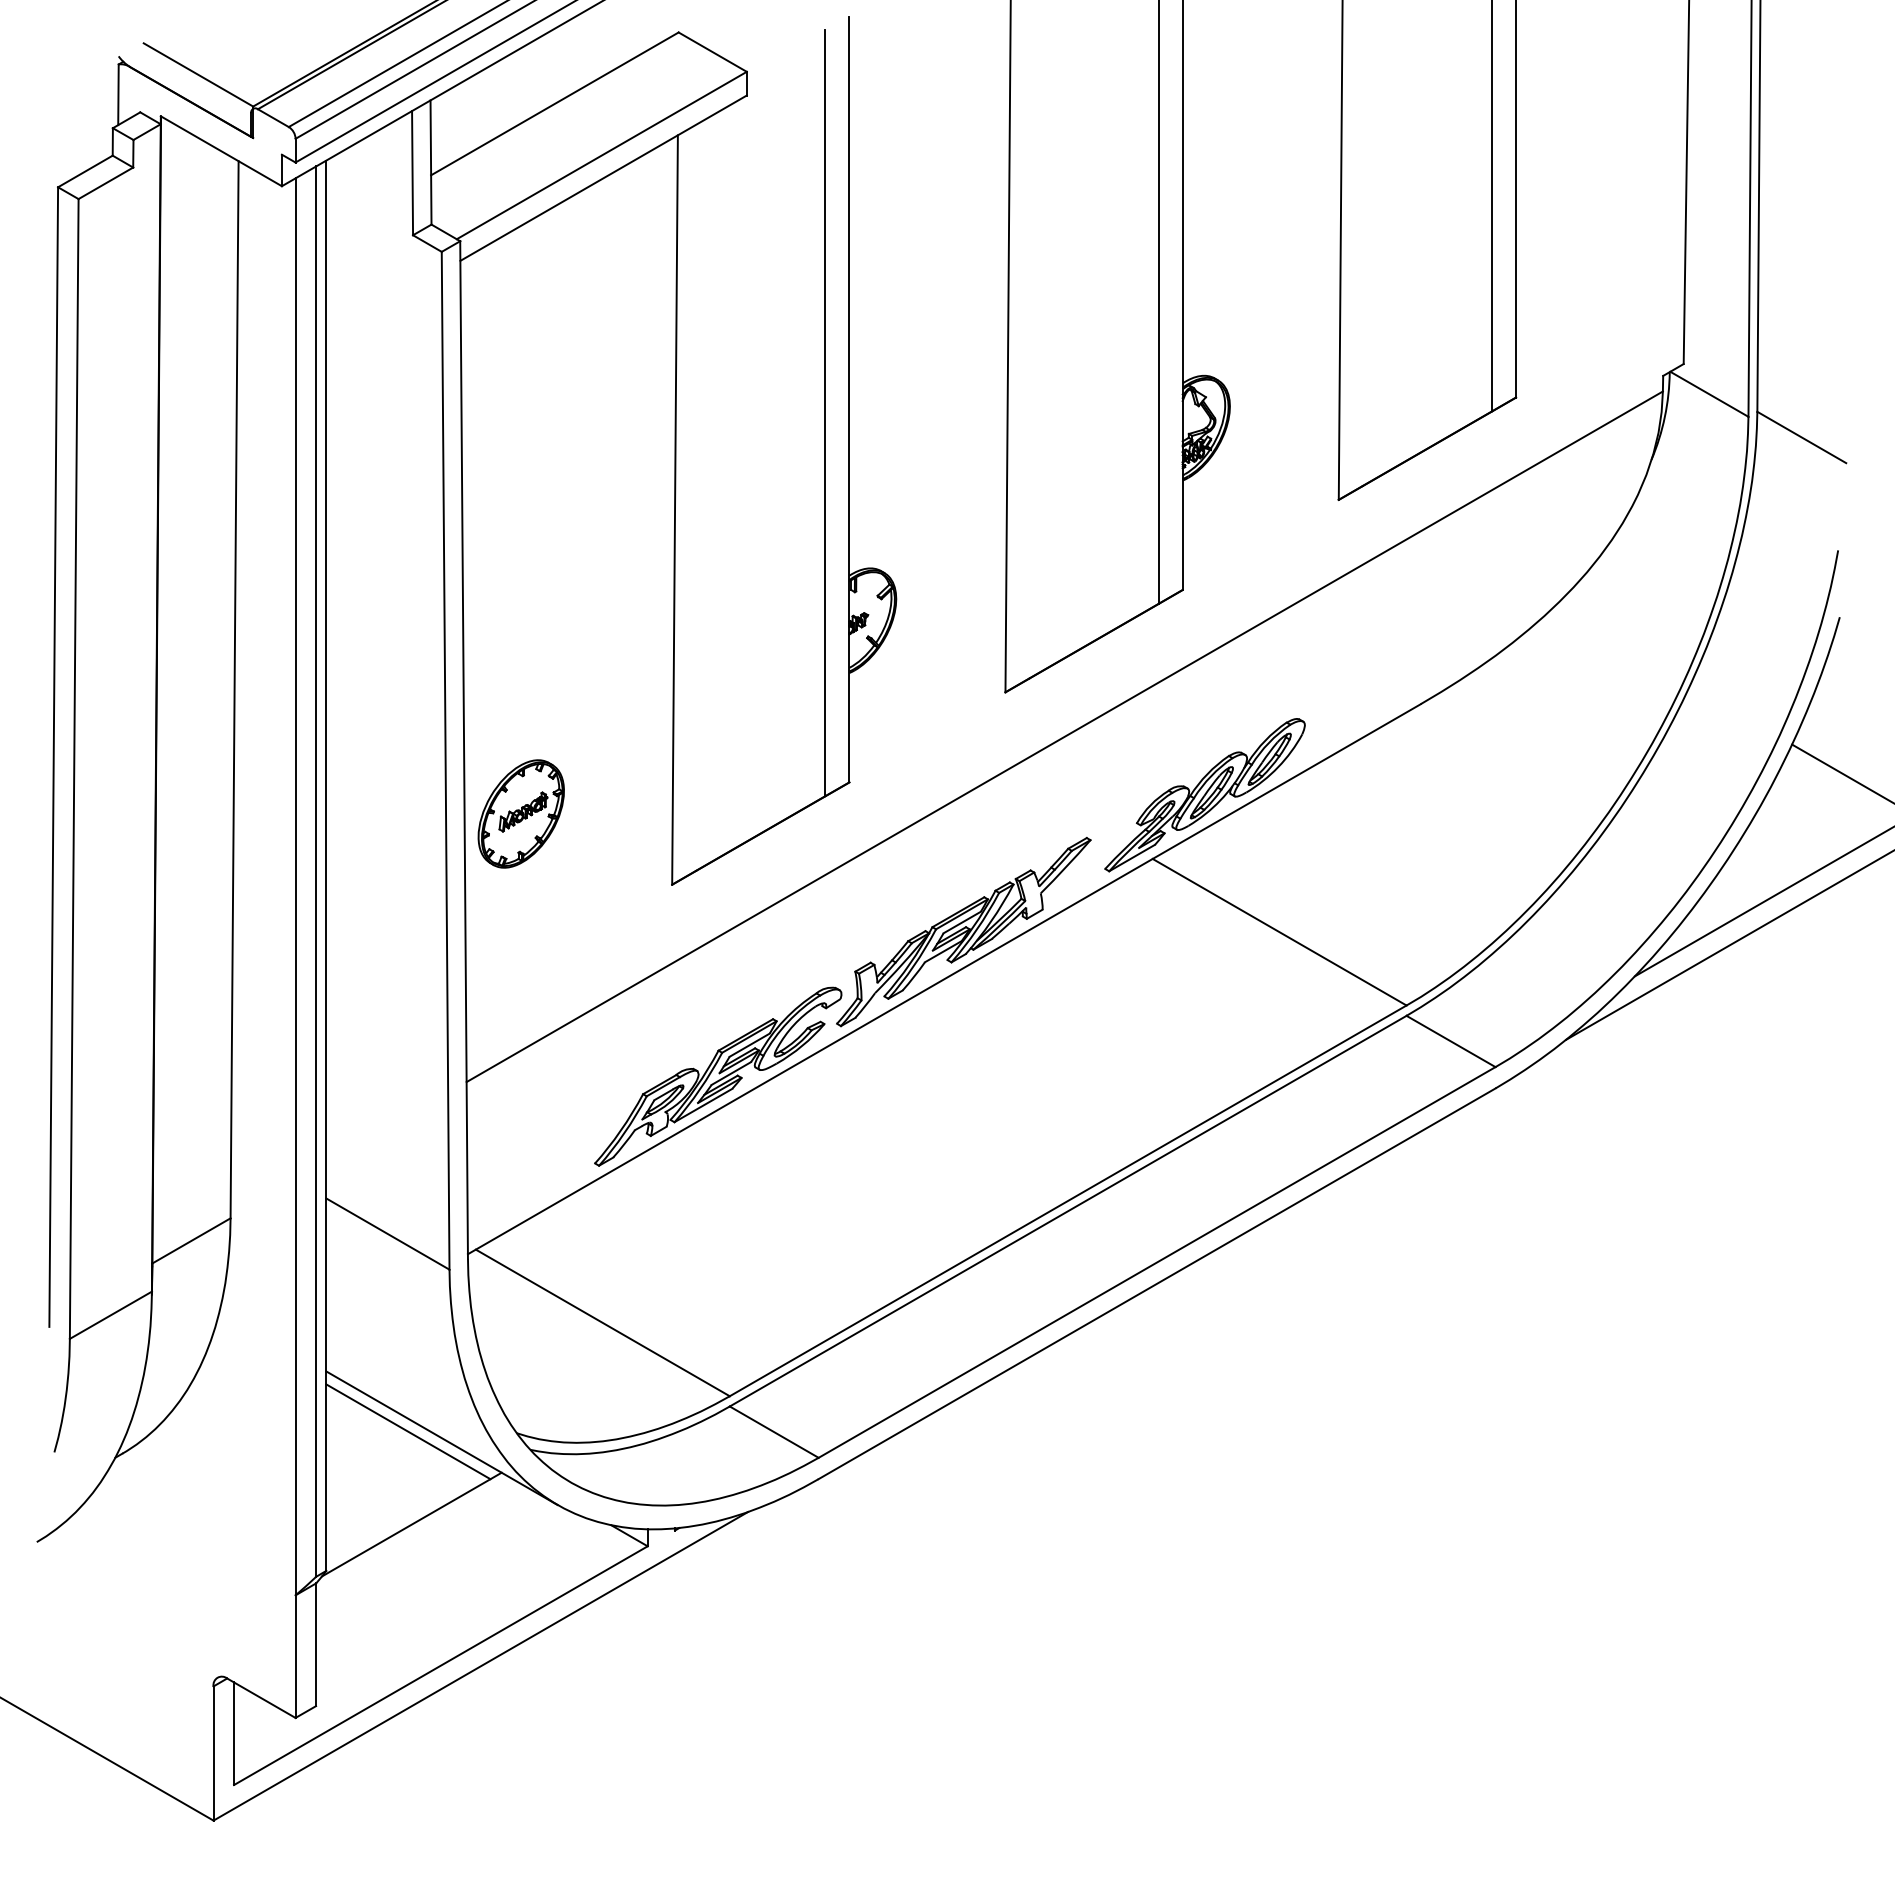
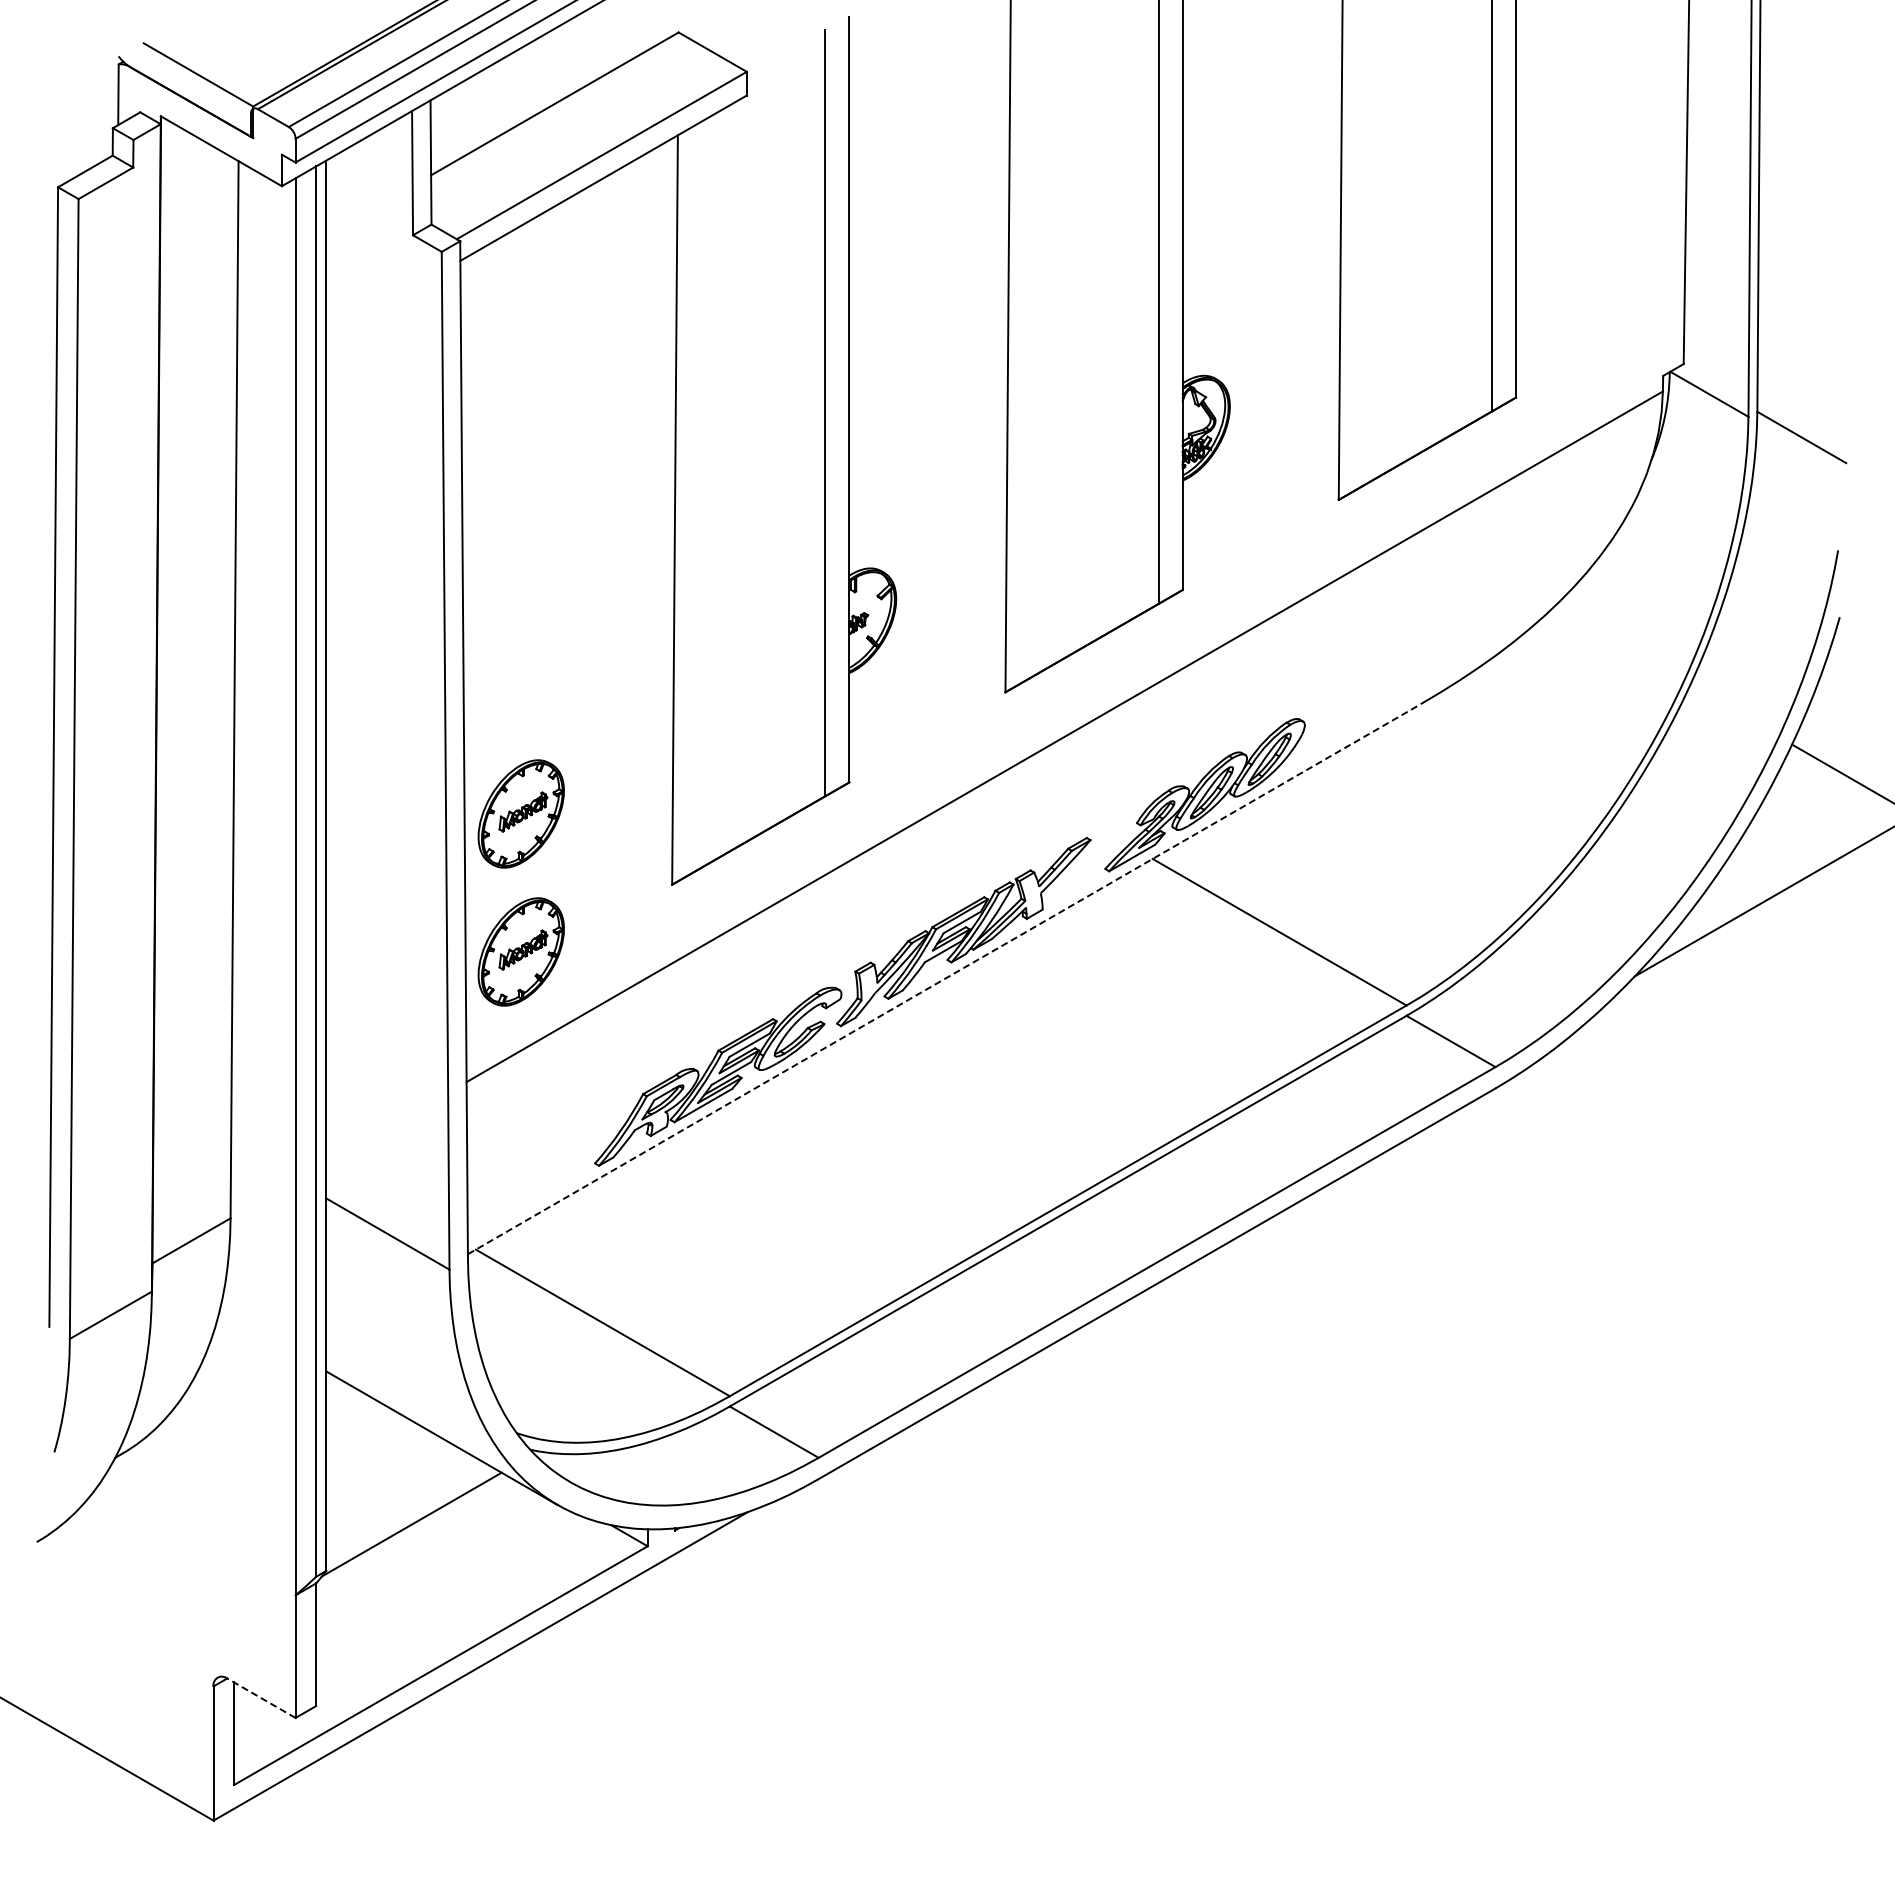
line: present -> none (1728, 945)
part: none -> present (520, 951)
line: solid -> dashed (944, 978)
line: present -> none (408, 1431)
line: solid -> dashed (260, 1697)
